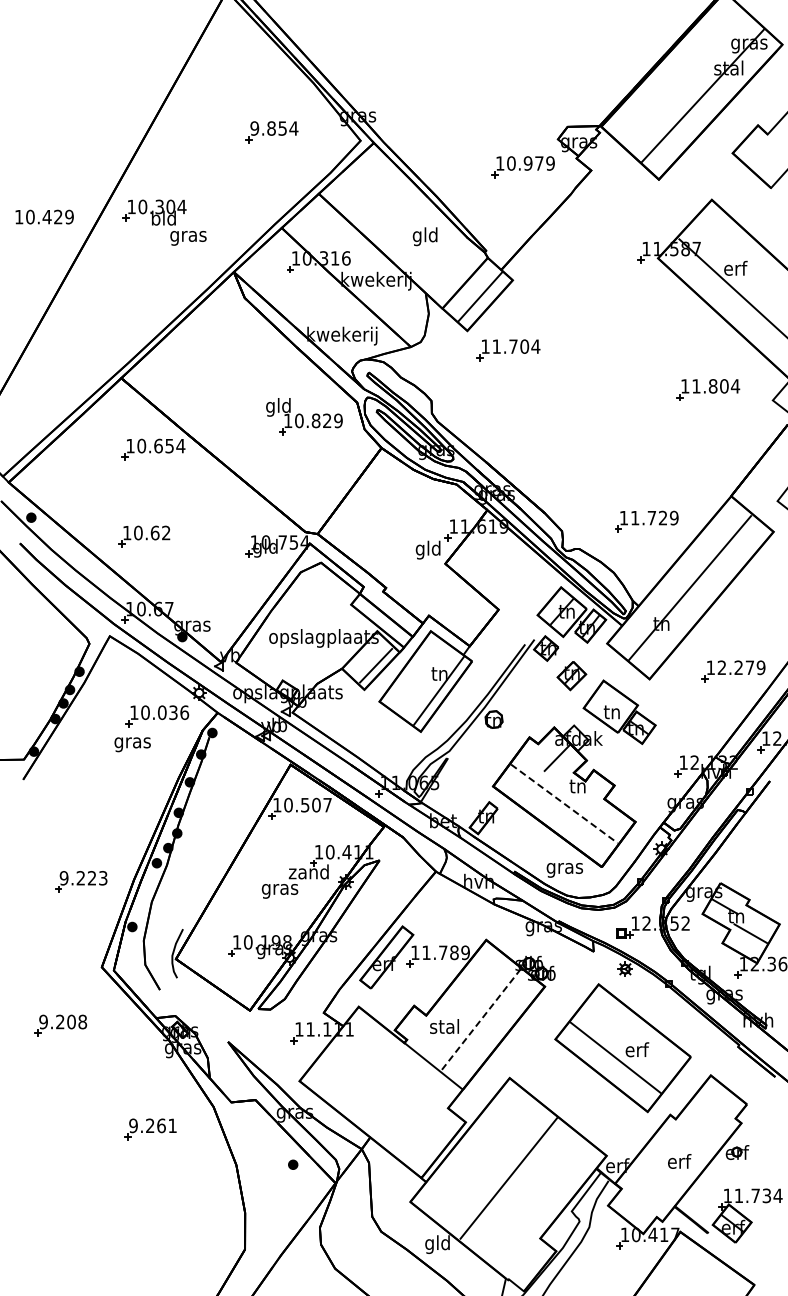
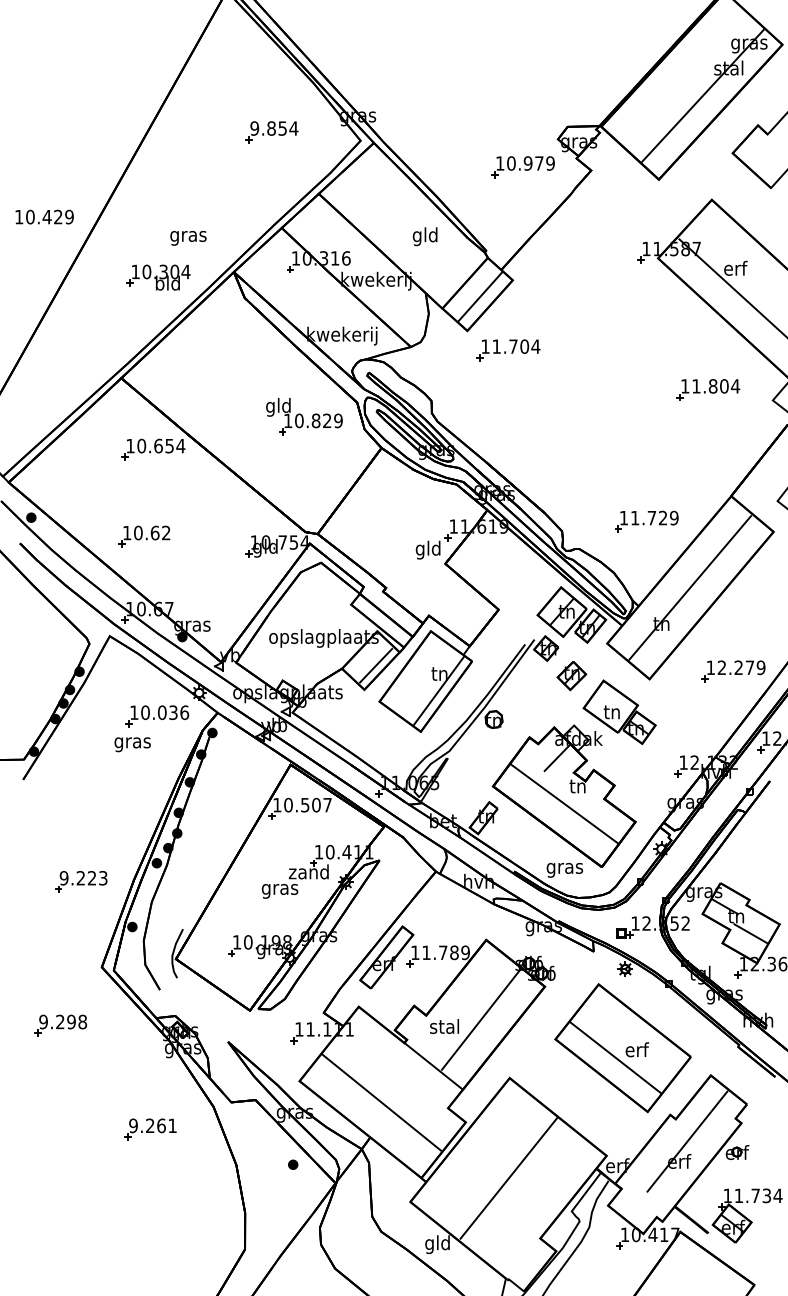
part position: (154, 212) -> (158, 277) (158, 277)
line: dashed -> solid (564, 804)
line: dashed -> solid (481, 1019)
text: 9.208 -> 9.298 (71, 1022)
line: none -> present (381, 1102)
line: none -> present (687, 1141)
